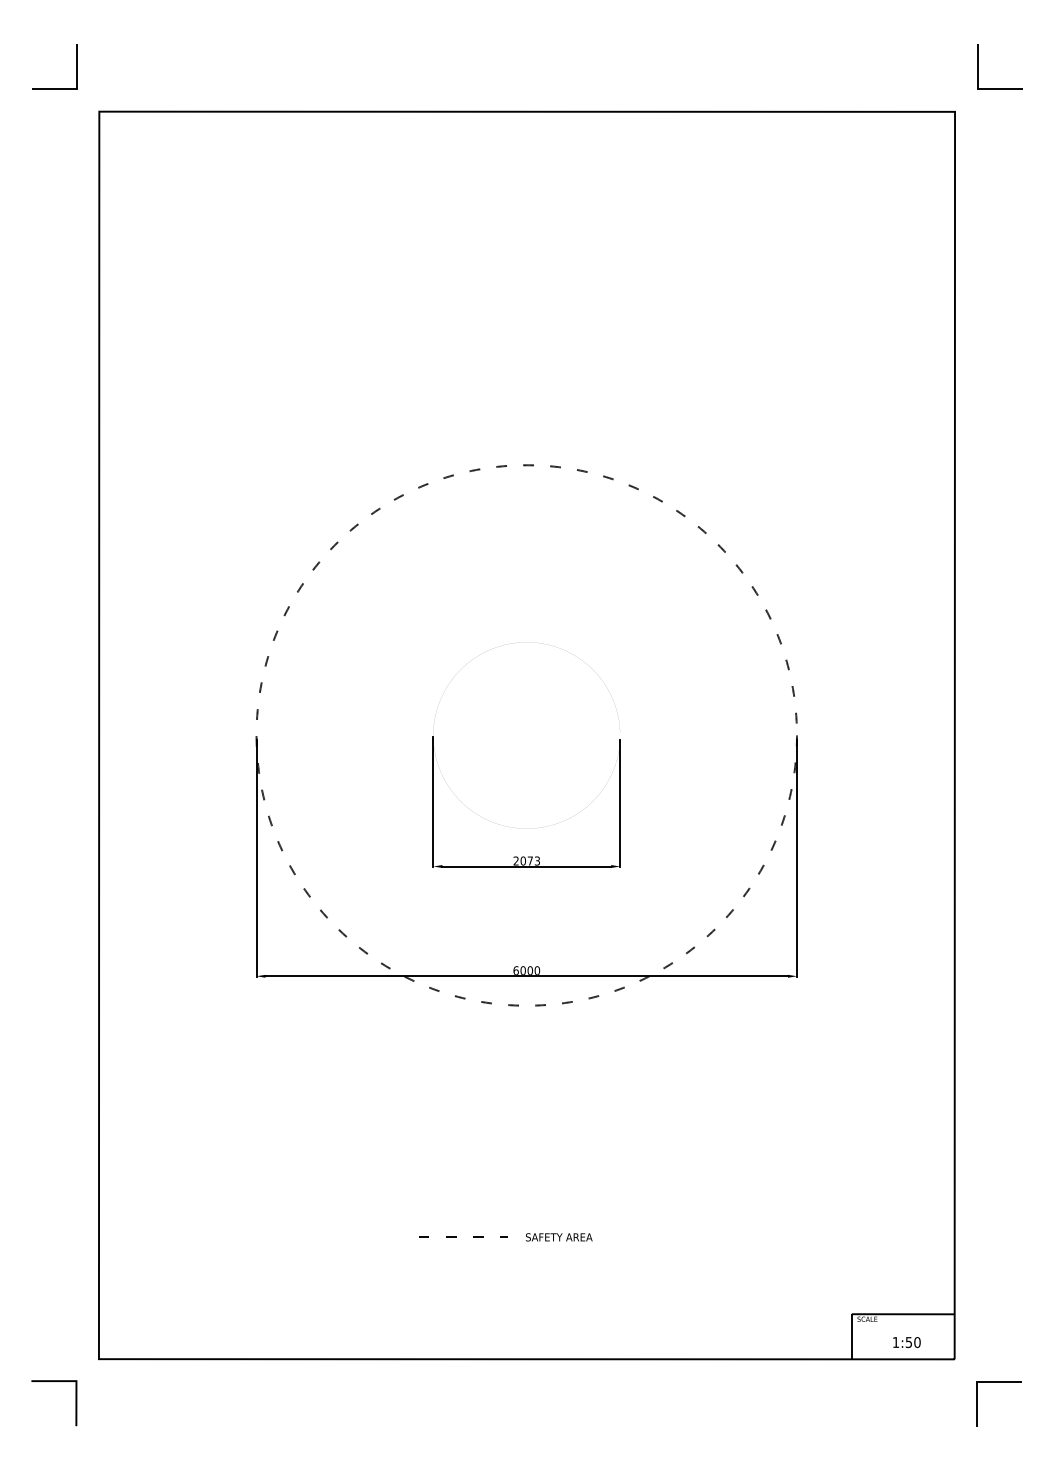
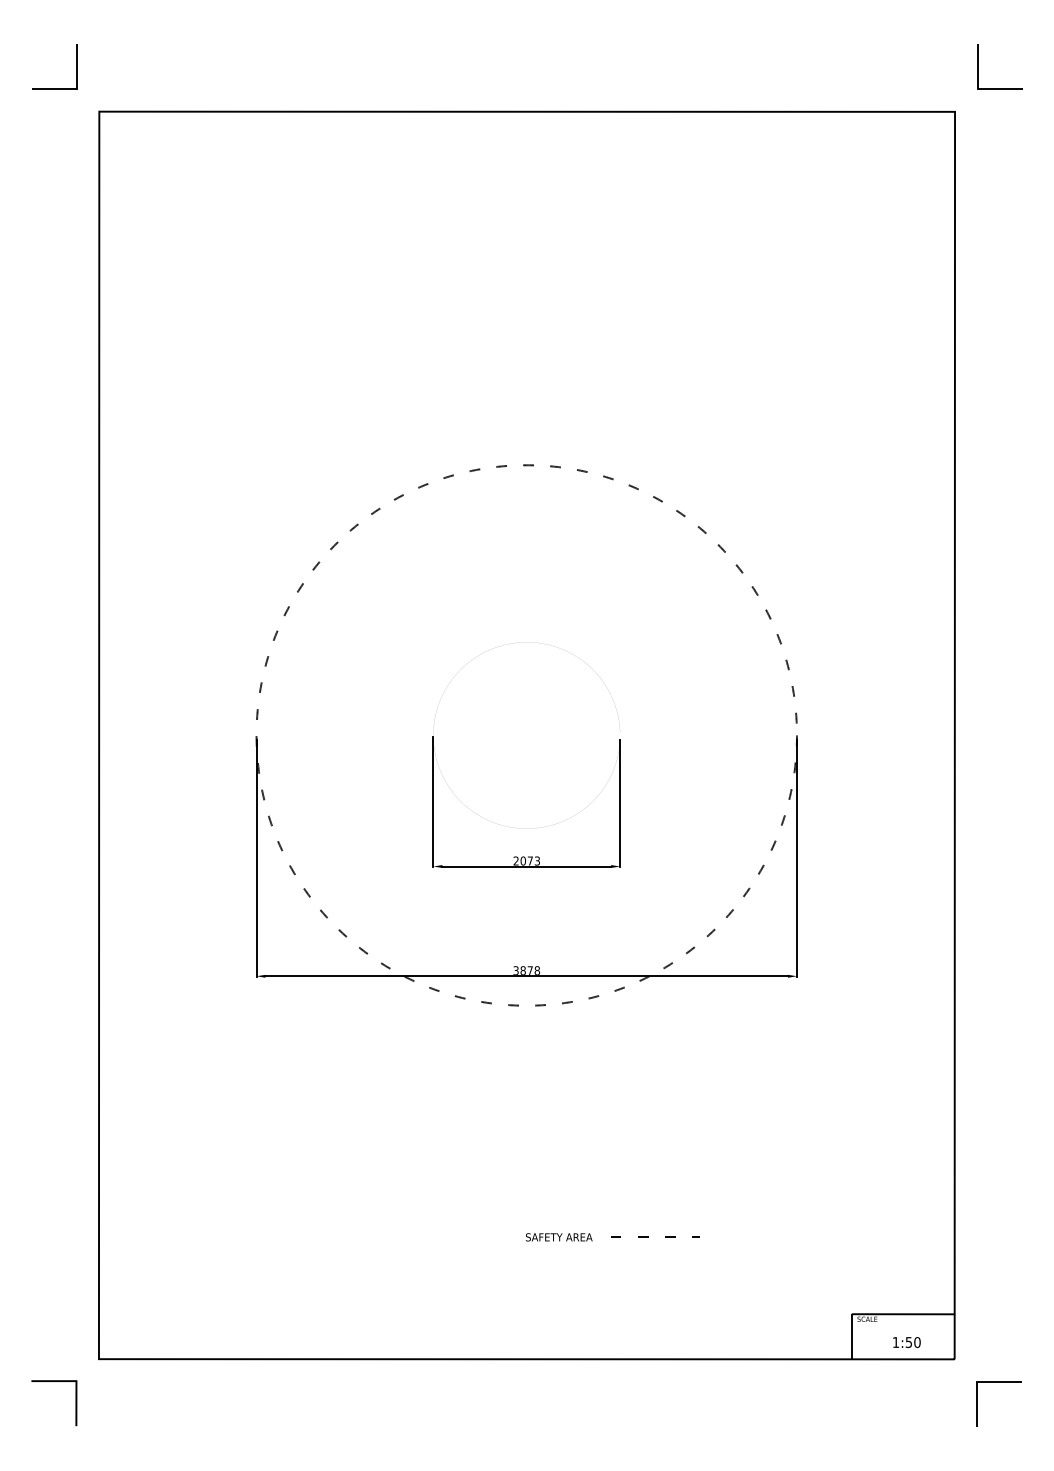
text: 6000 -> 3878 (526, 970)
line position: (456, 1236) -> (648, 1236) (648, 1236)
